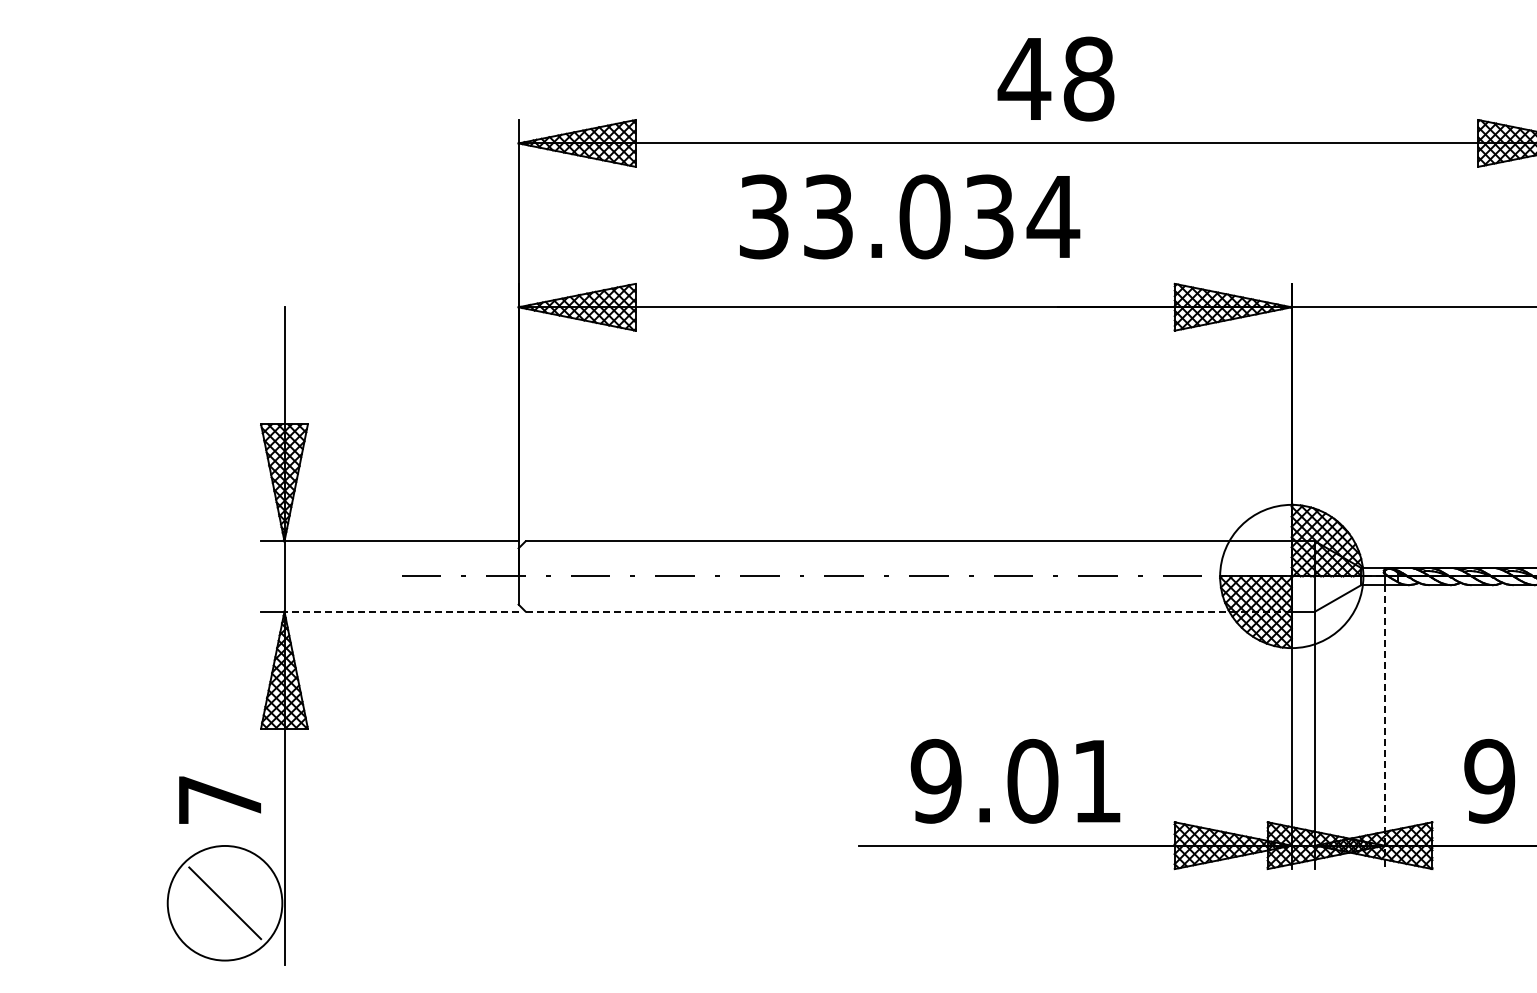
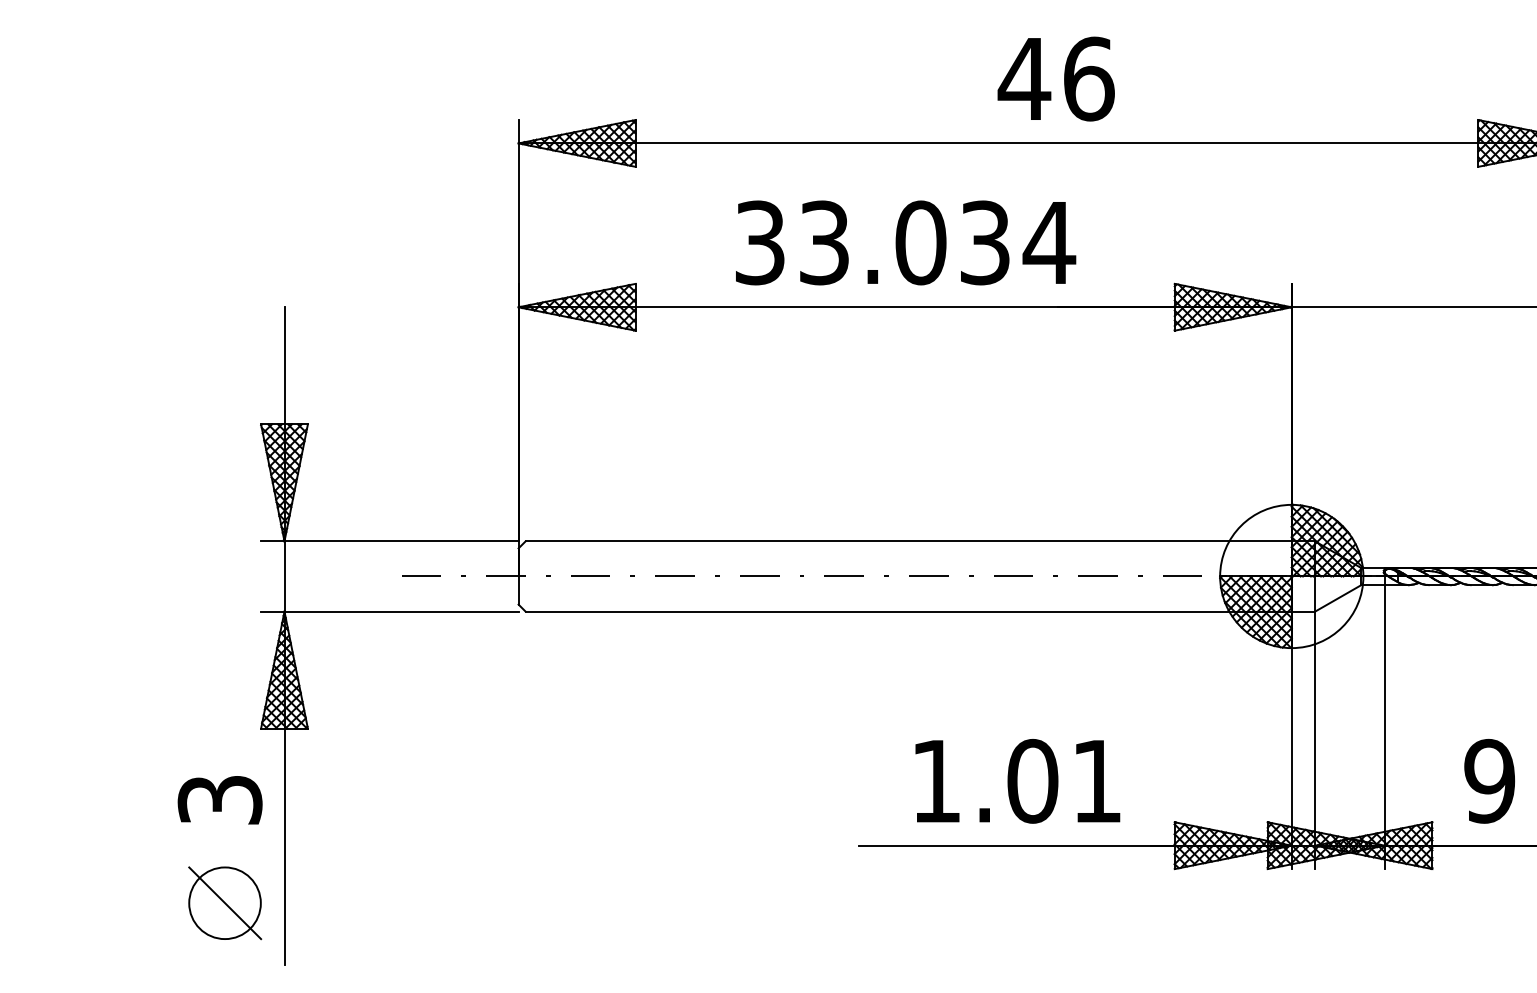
text: 48 -> 46 (1088, 78)
text position: (910, 216) -> (906, 242) (906, 242)
line: dashed -> solid (401, 611)
line: dashed -> solid (909, 611)
line: dashed -> solid (1384, 727)
text: 9.01 -> 1.01 (935, 780)
text: 7 -> 3 (219, 800)
circle diameter: 115 px -> 72 px (224, 903)
